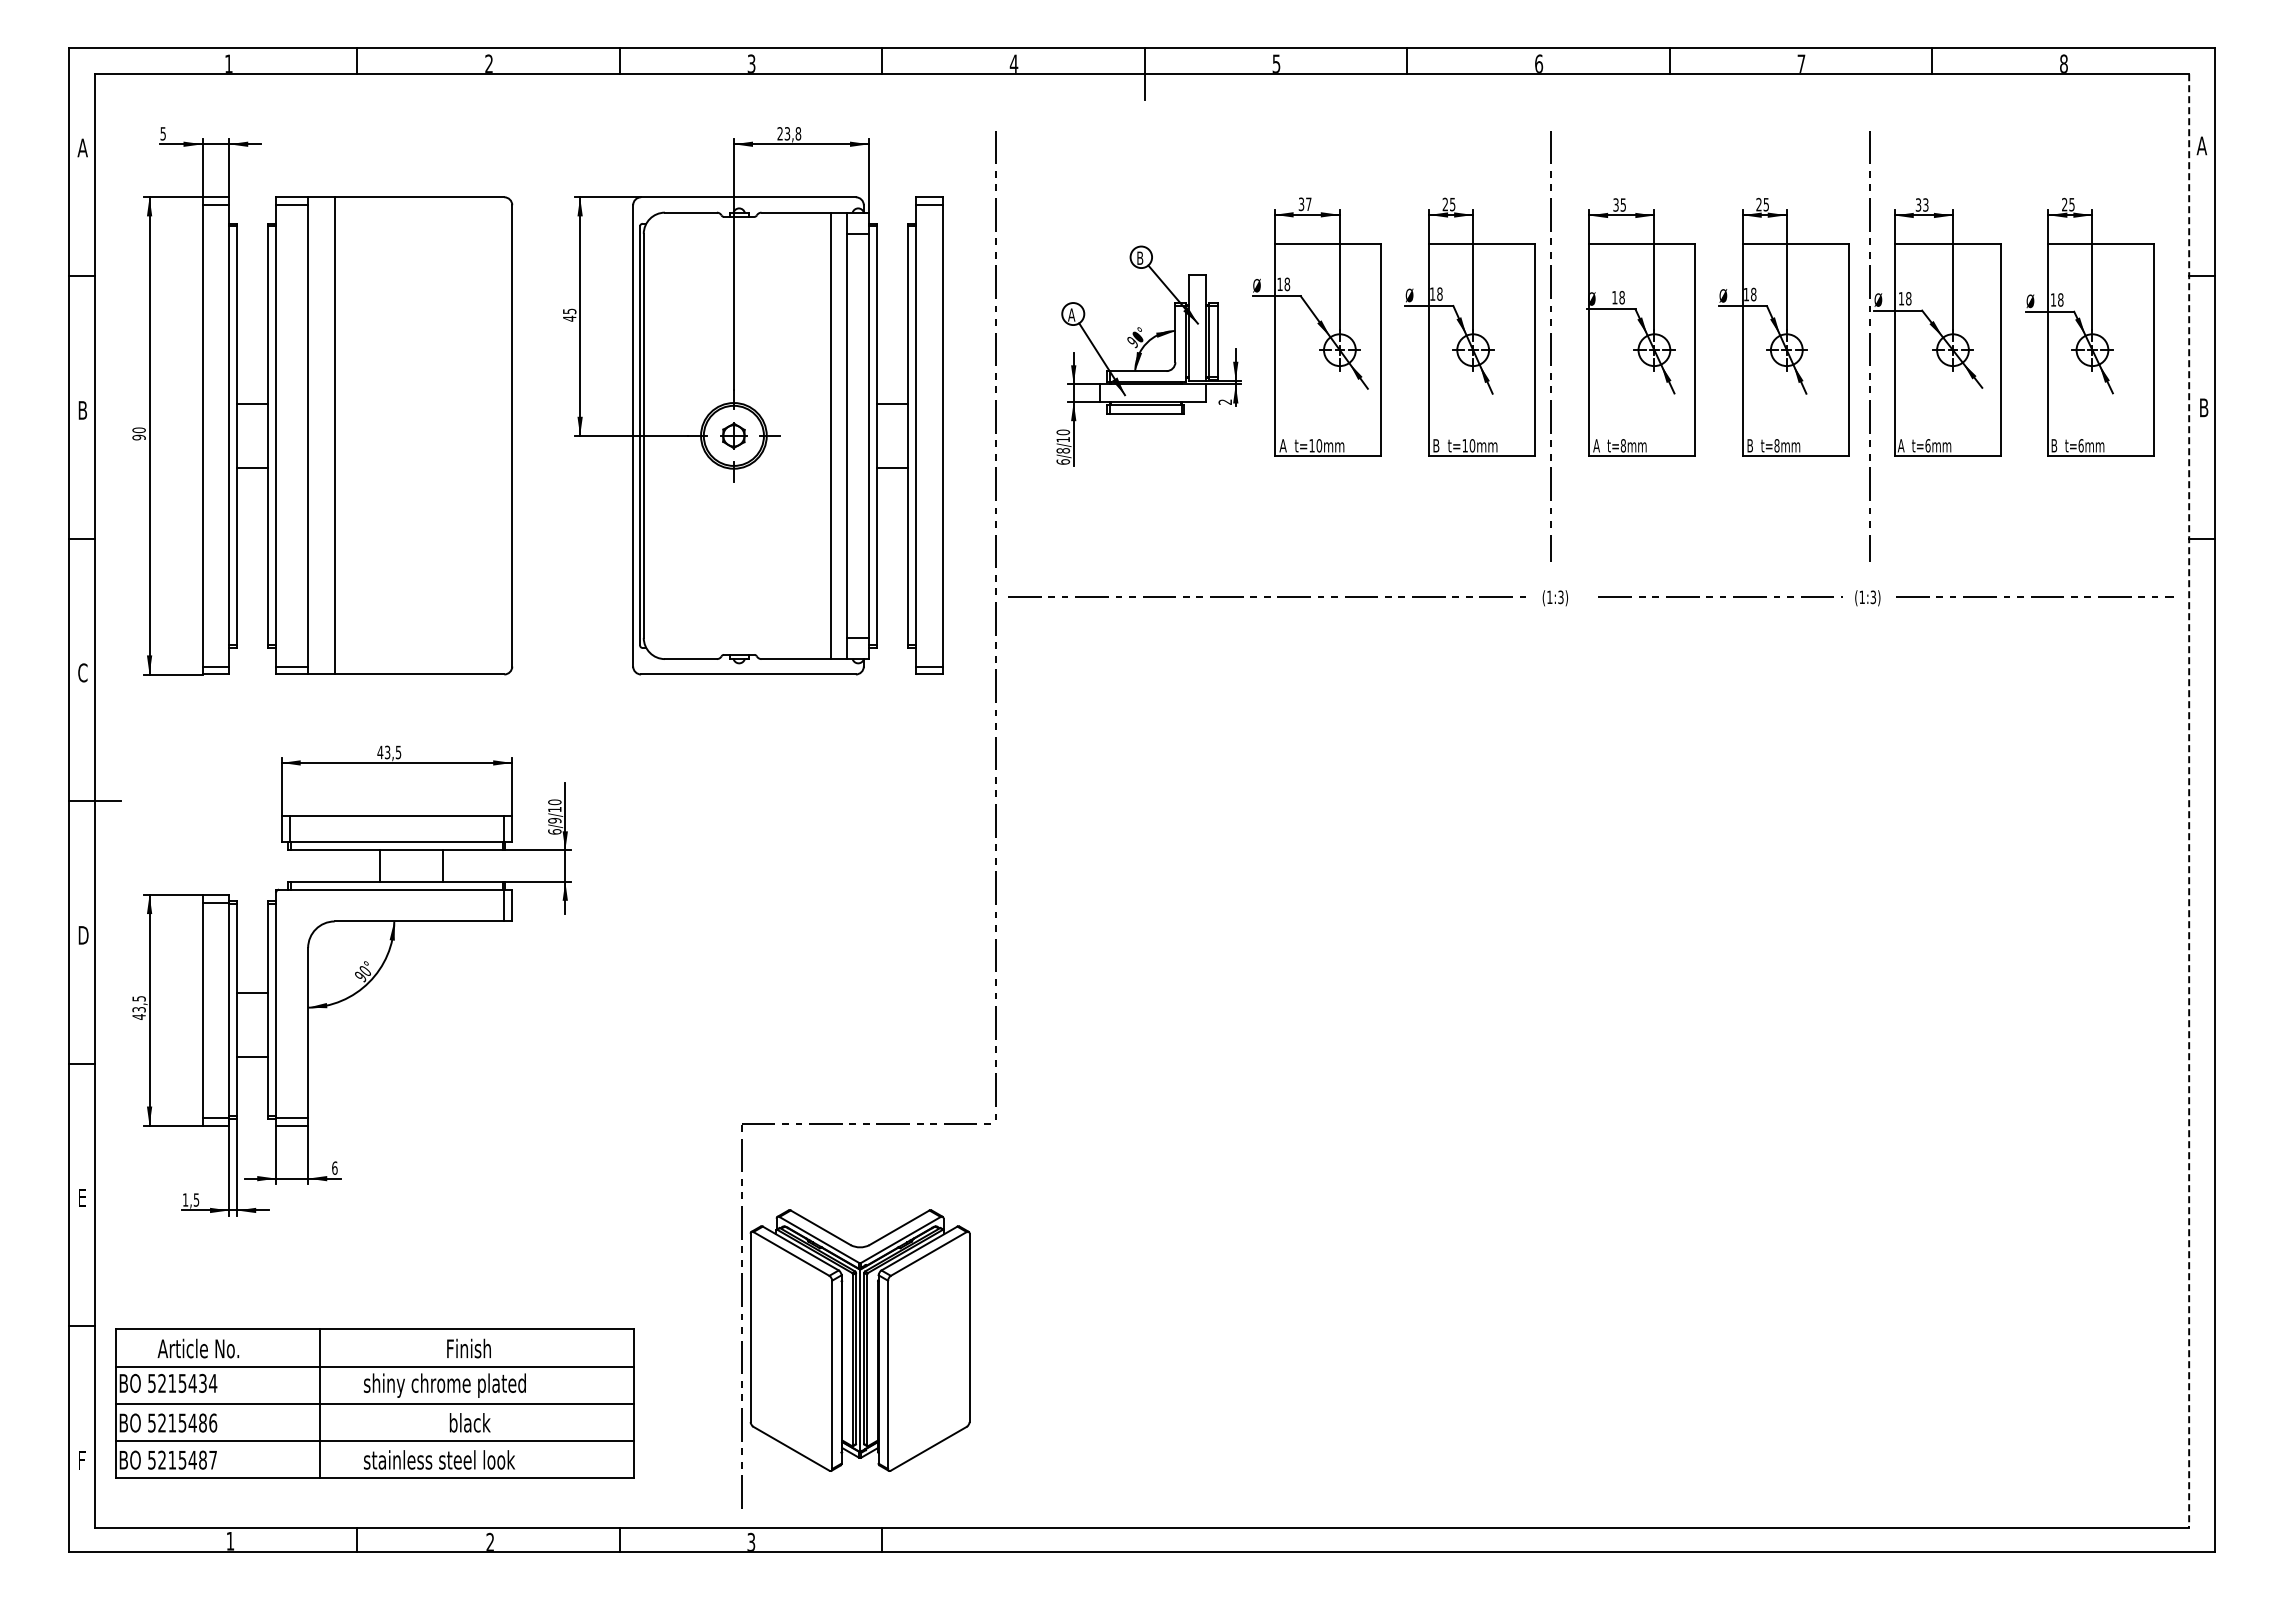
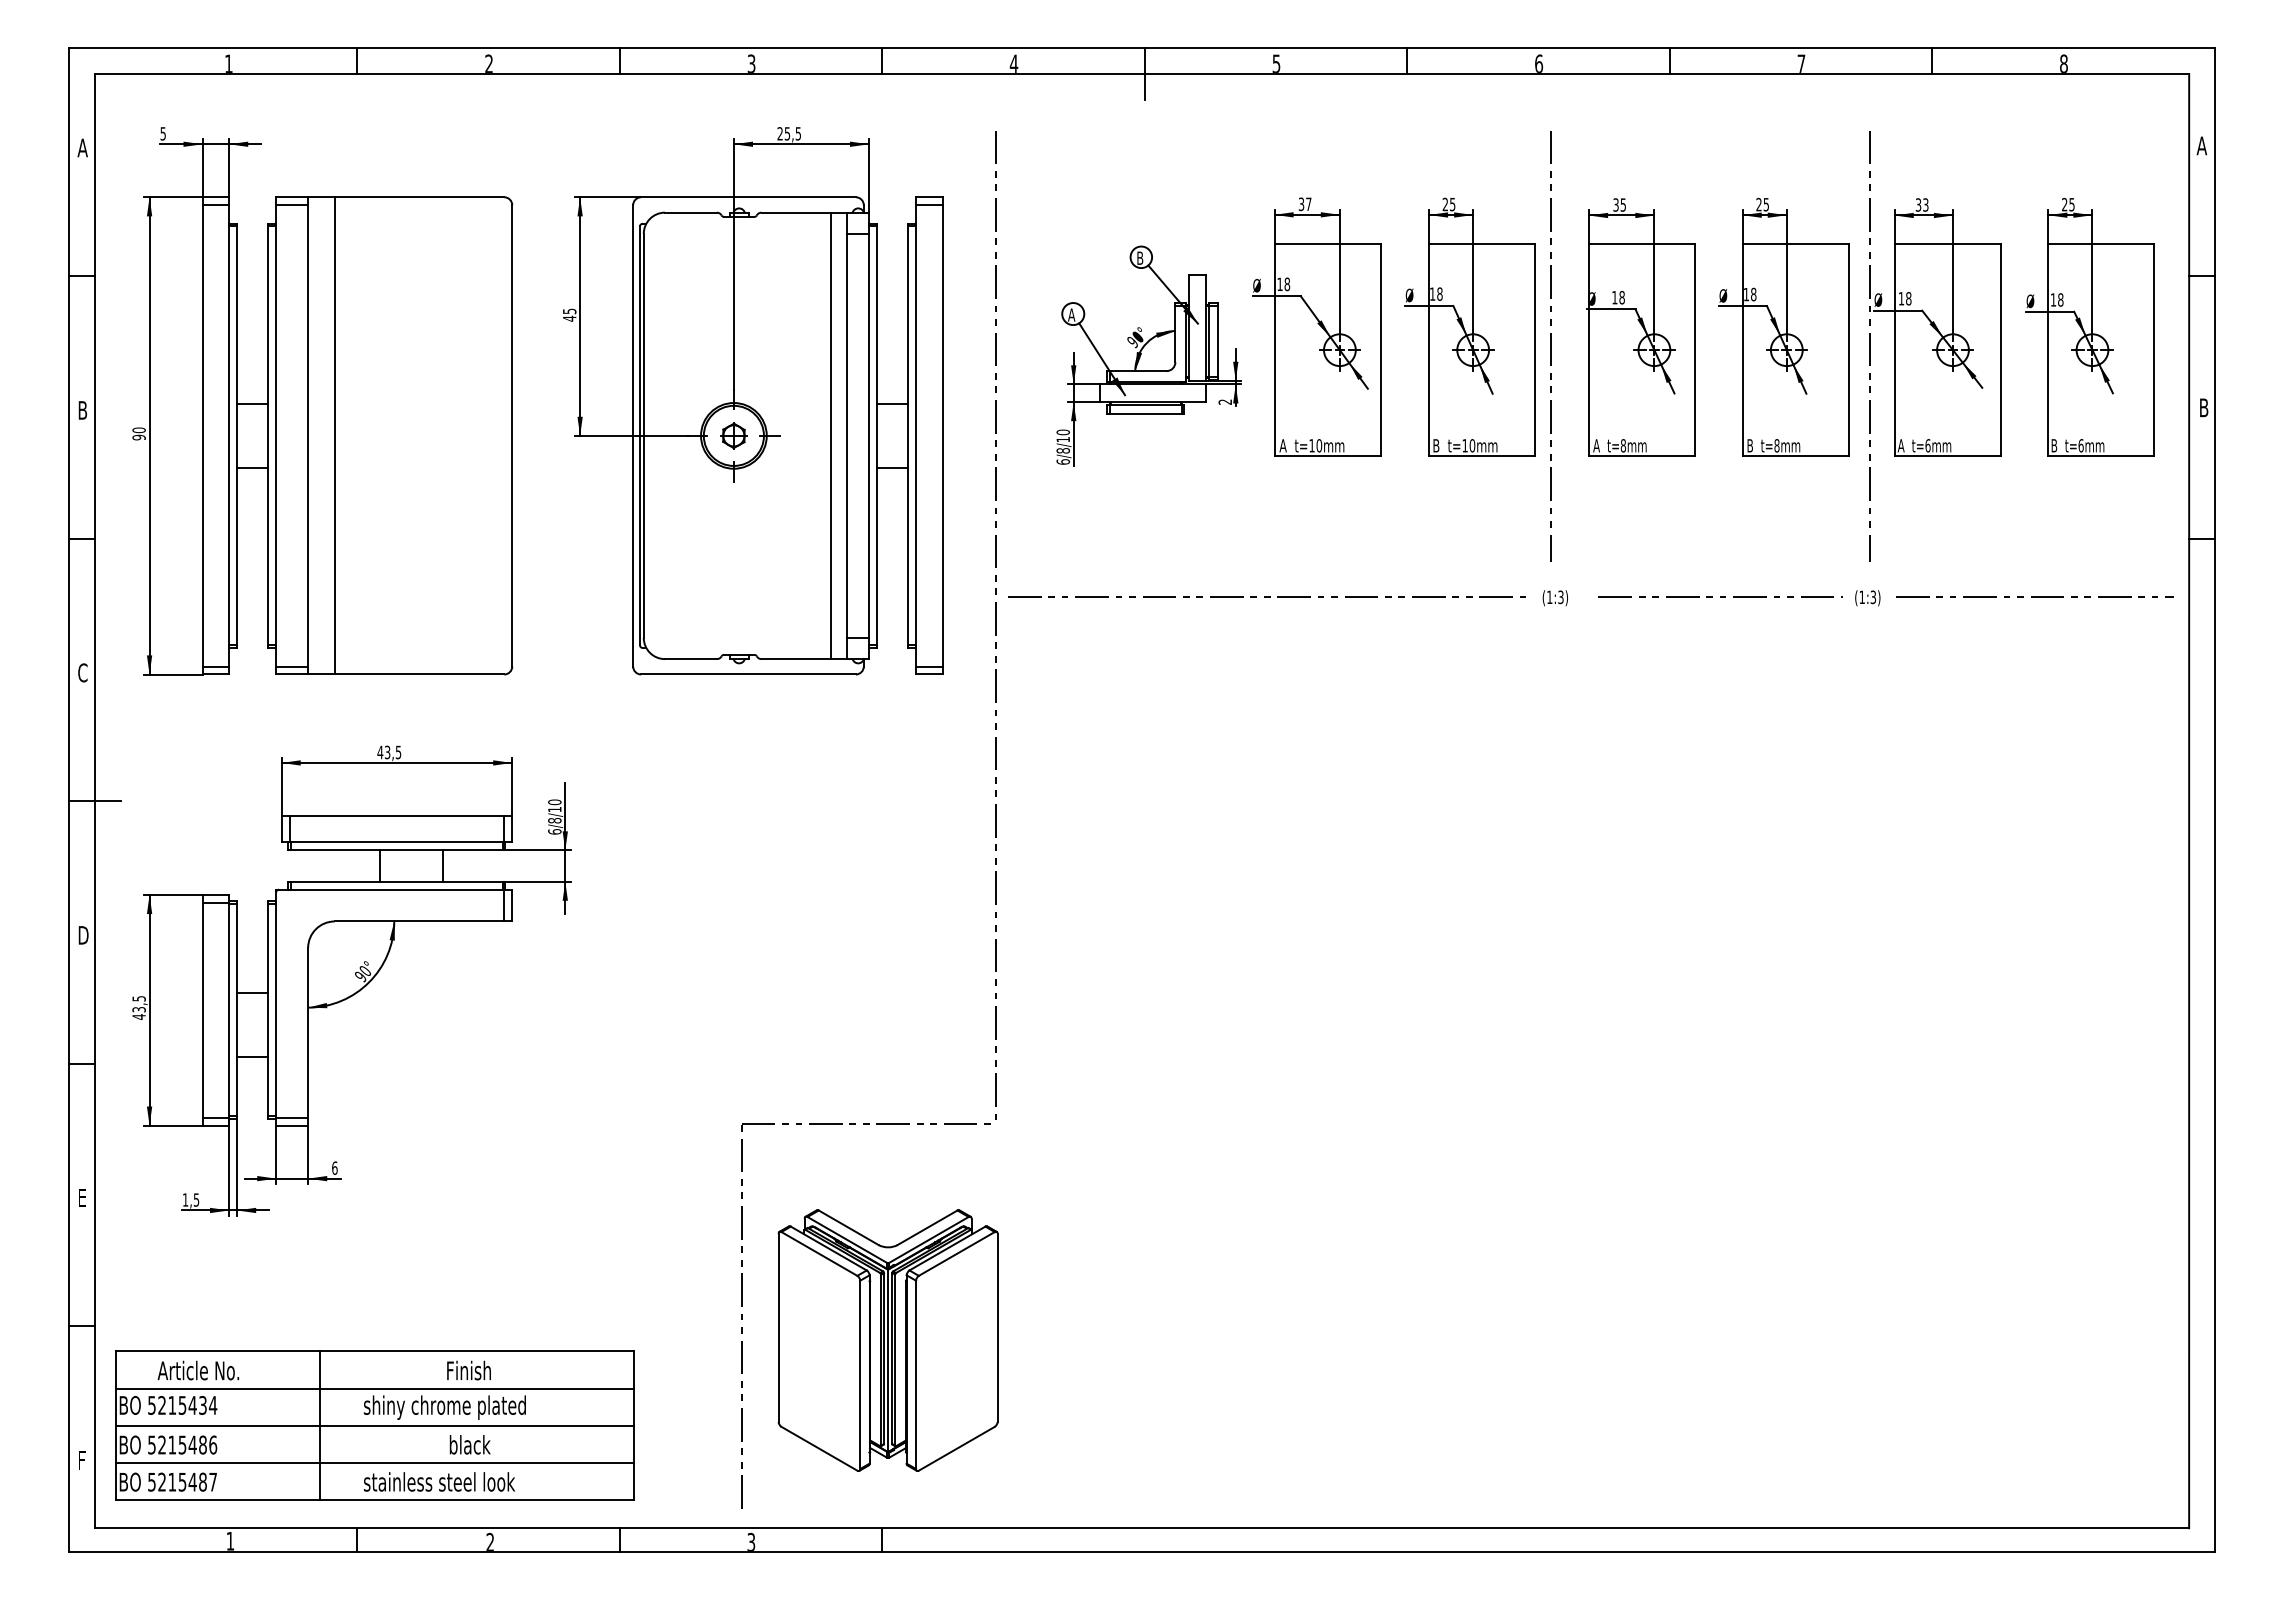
text: 23,8 -> 25,5 (793, 133)
line: dashed -> solid (2189, 801)
text: 6/9/10 -> 6/8/10 (554, 820)
part position: (859, 1340) -> (887, 1340) (887, 1340)
part position: (374, 1403) -> (374, 1425) (374, 1425)
